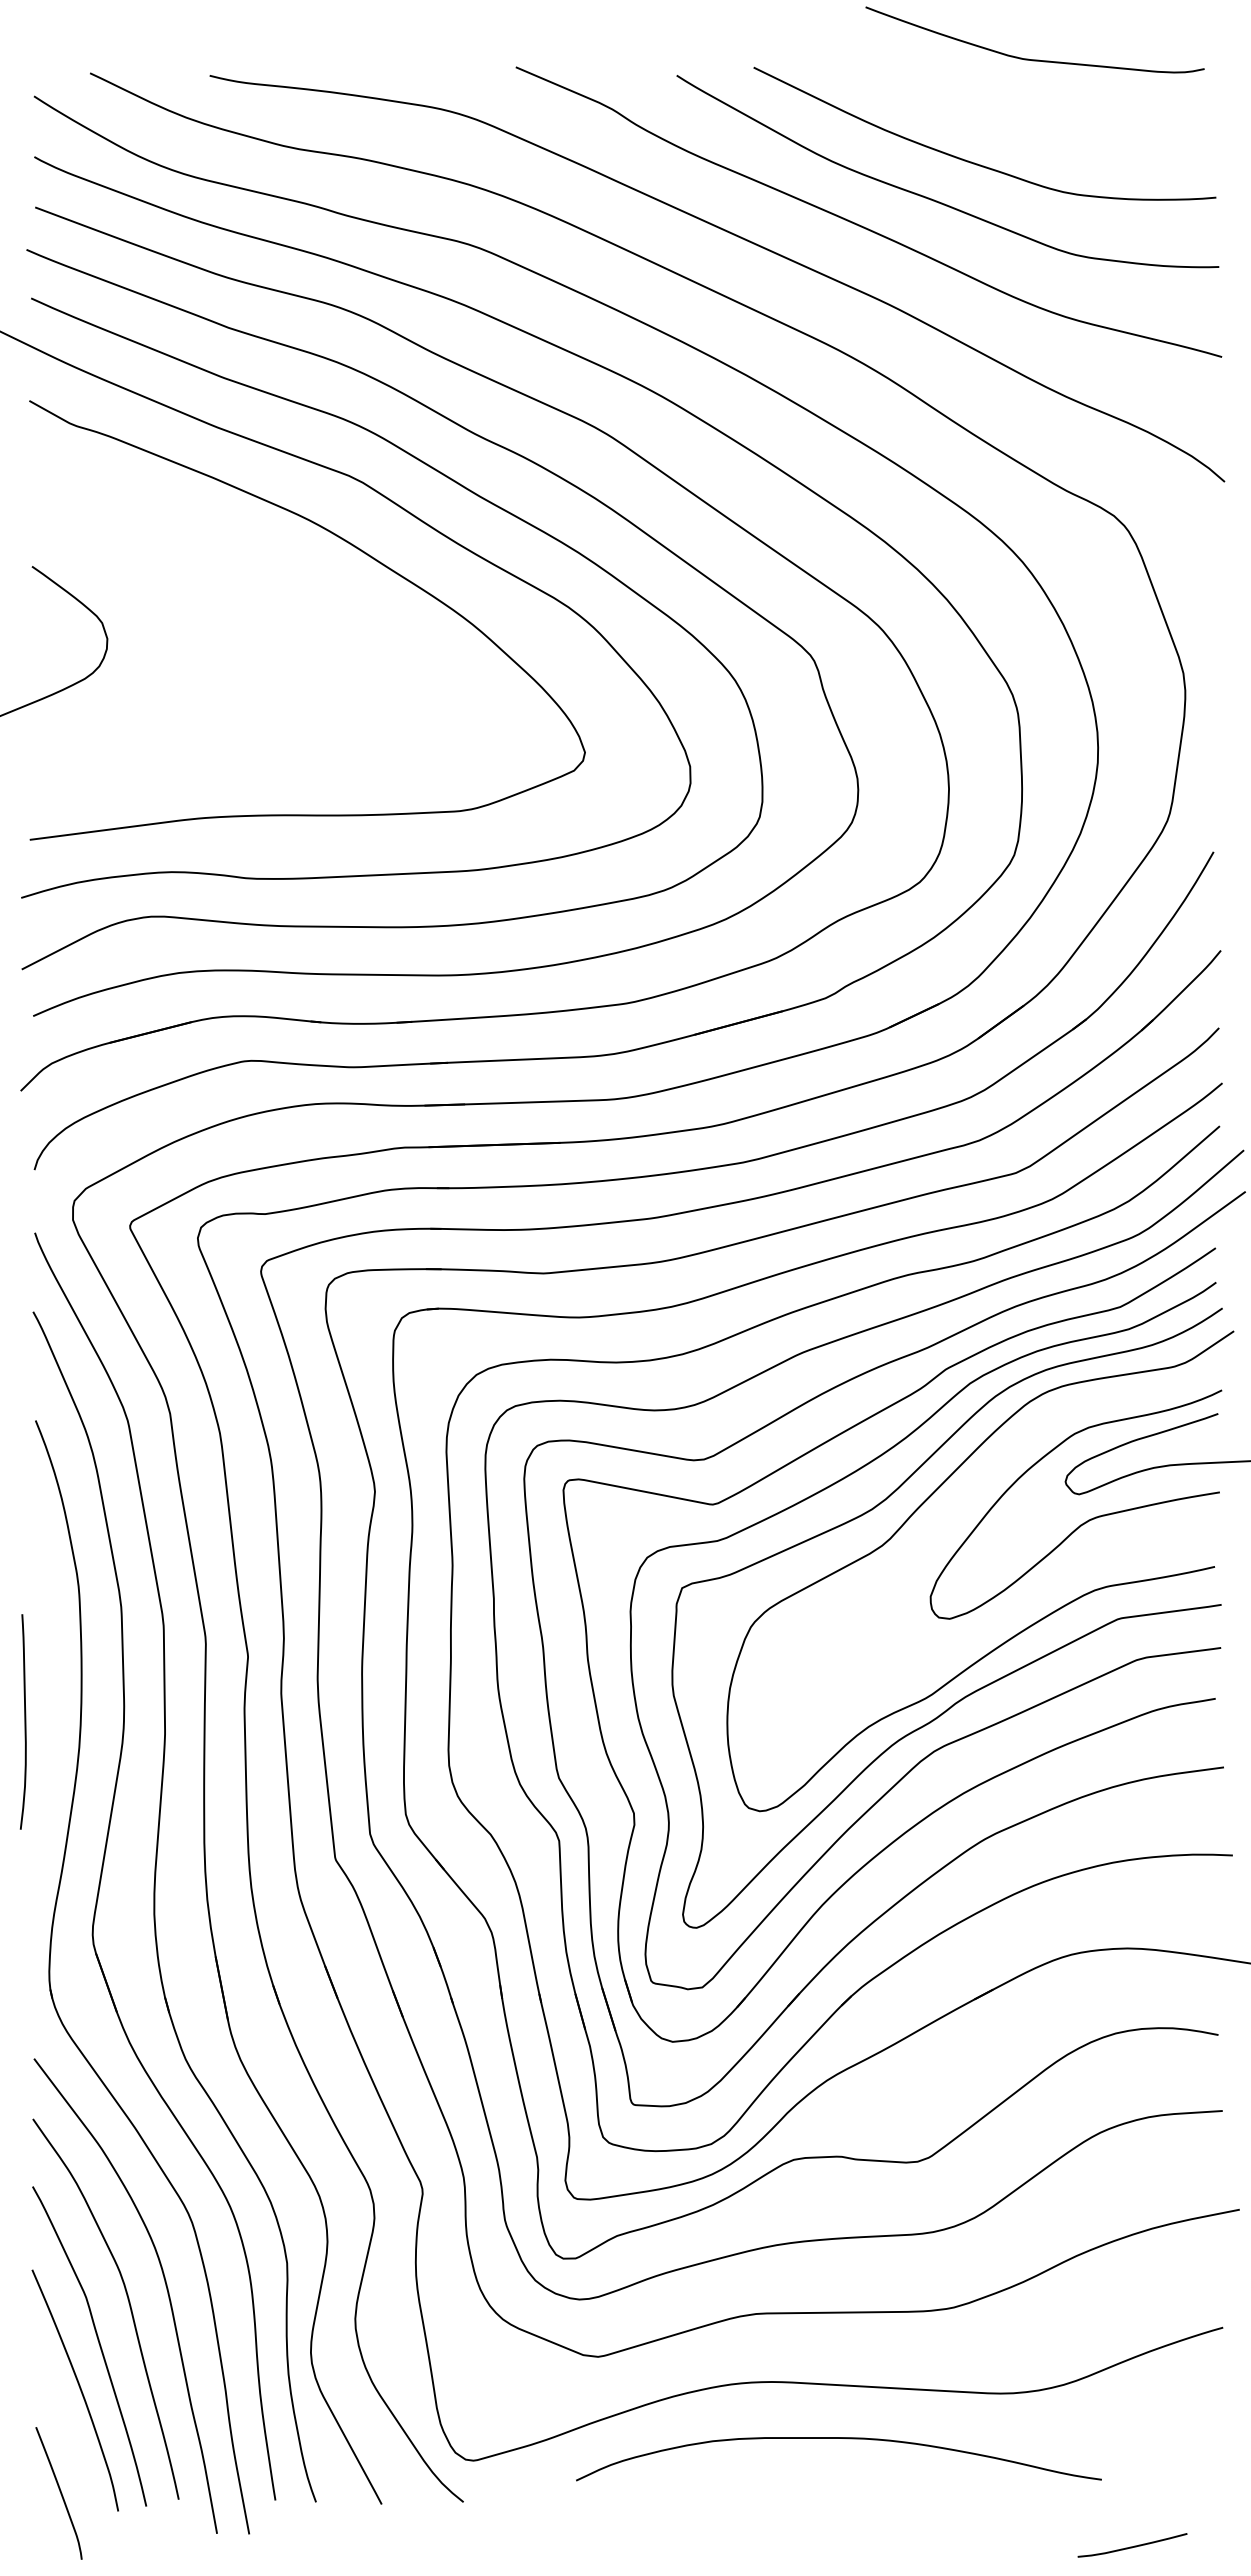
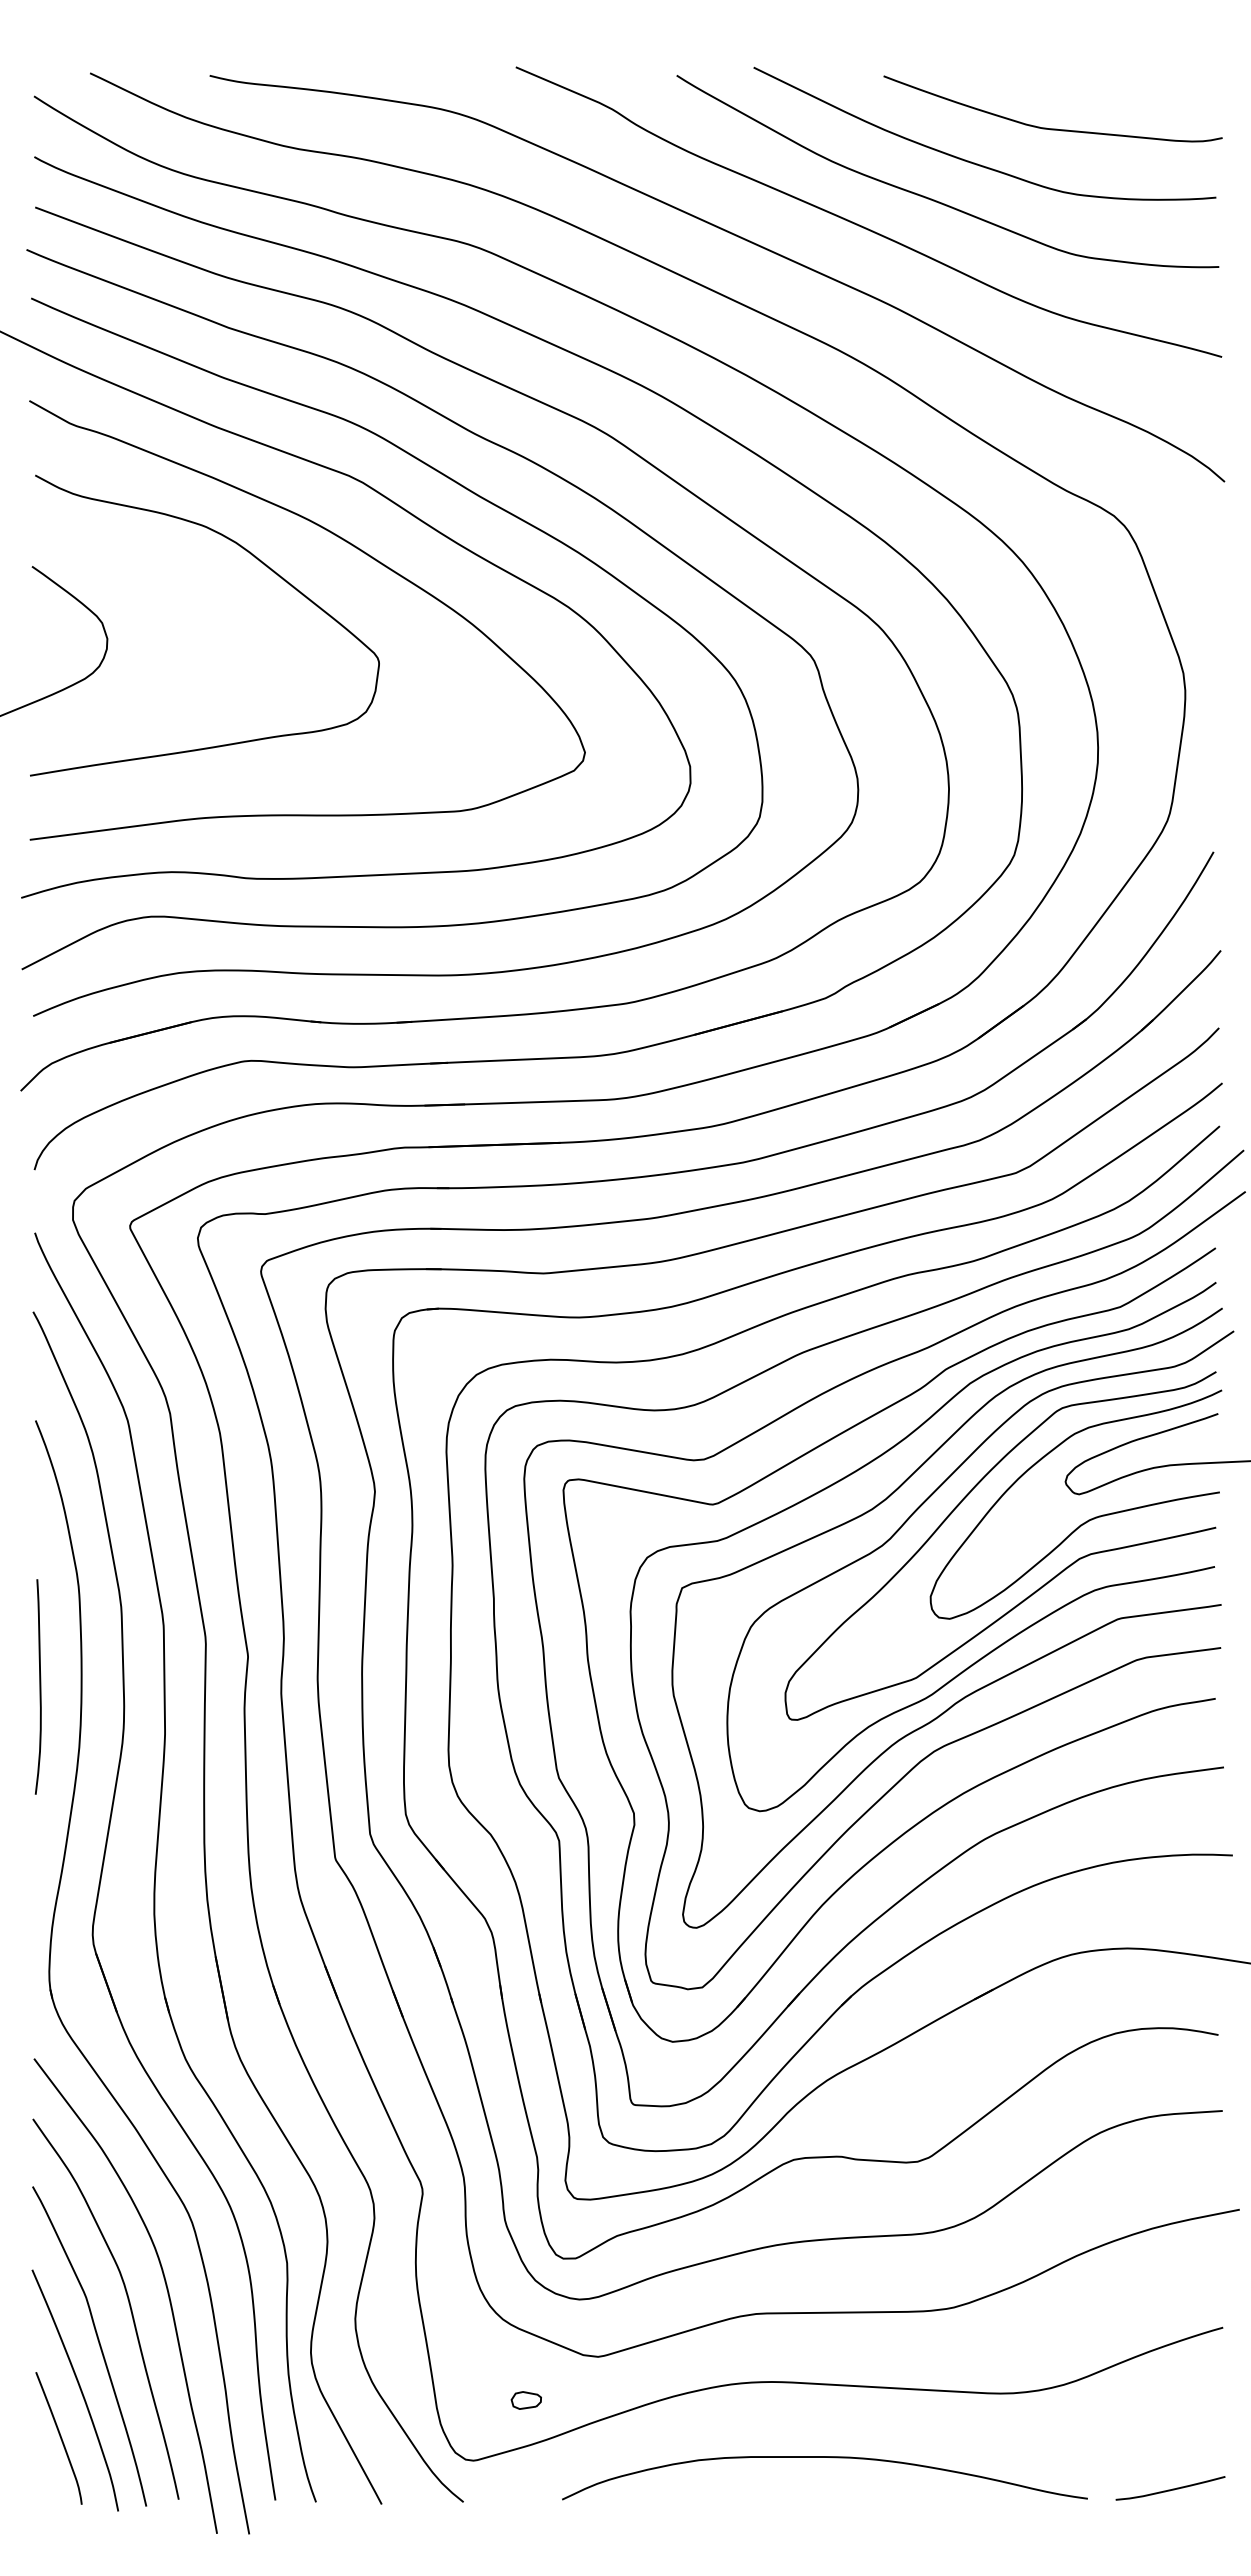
curve position: (1028, 58) -> (1046, 127) (1046, 127)
curve: none -> present (256, 559)
curve: none -> present (1035, 1590)
curve position: (24, 1721) -> (39, 1686) (39, 1686)
part: none -> present (525, 2400)
curve position: (838, 2438) -> (824, 2457) (824, 2457)
curve position: (60, 2493) -> (60, 2438) (60, 2438)
curve position: (1132, 2546) -> (1170, 2489) (1170, 2489)
